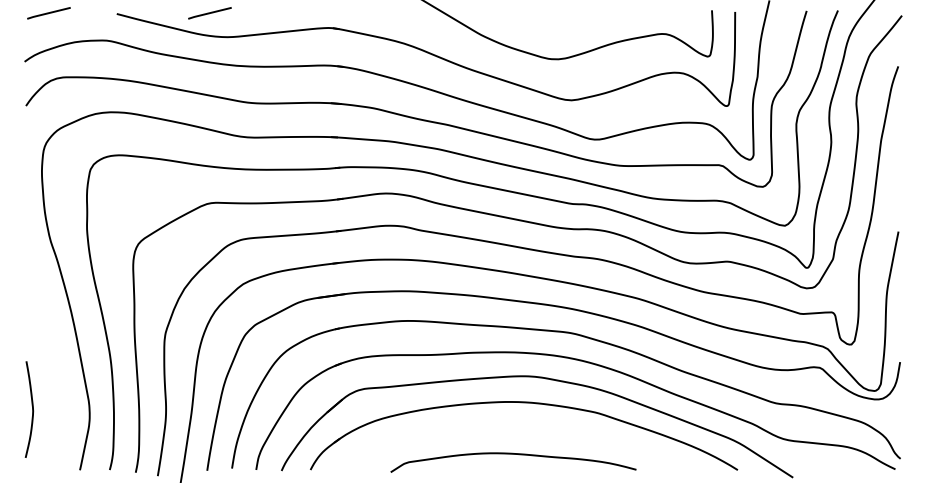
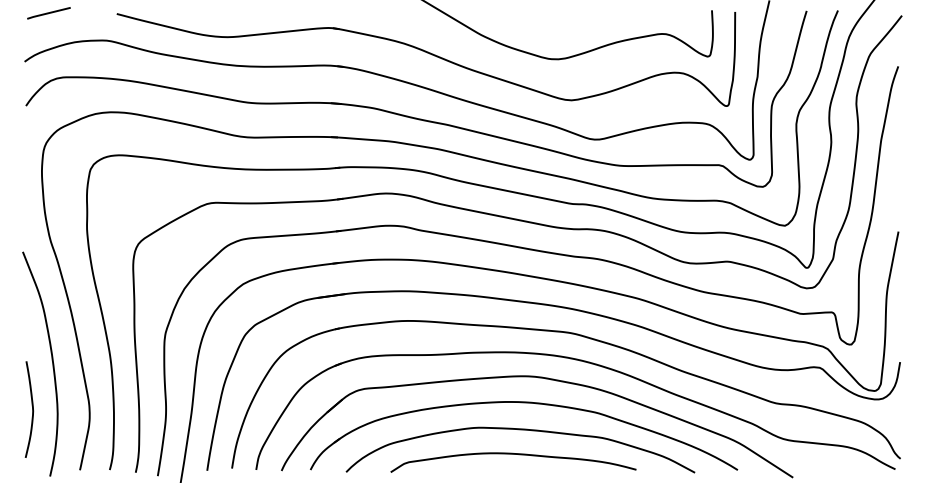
line: present -> none (209, 13)
curve: none -> present (51, 360)
curve: none -> present (520, 430)
